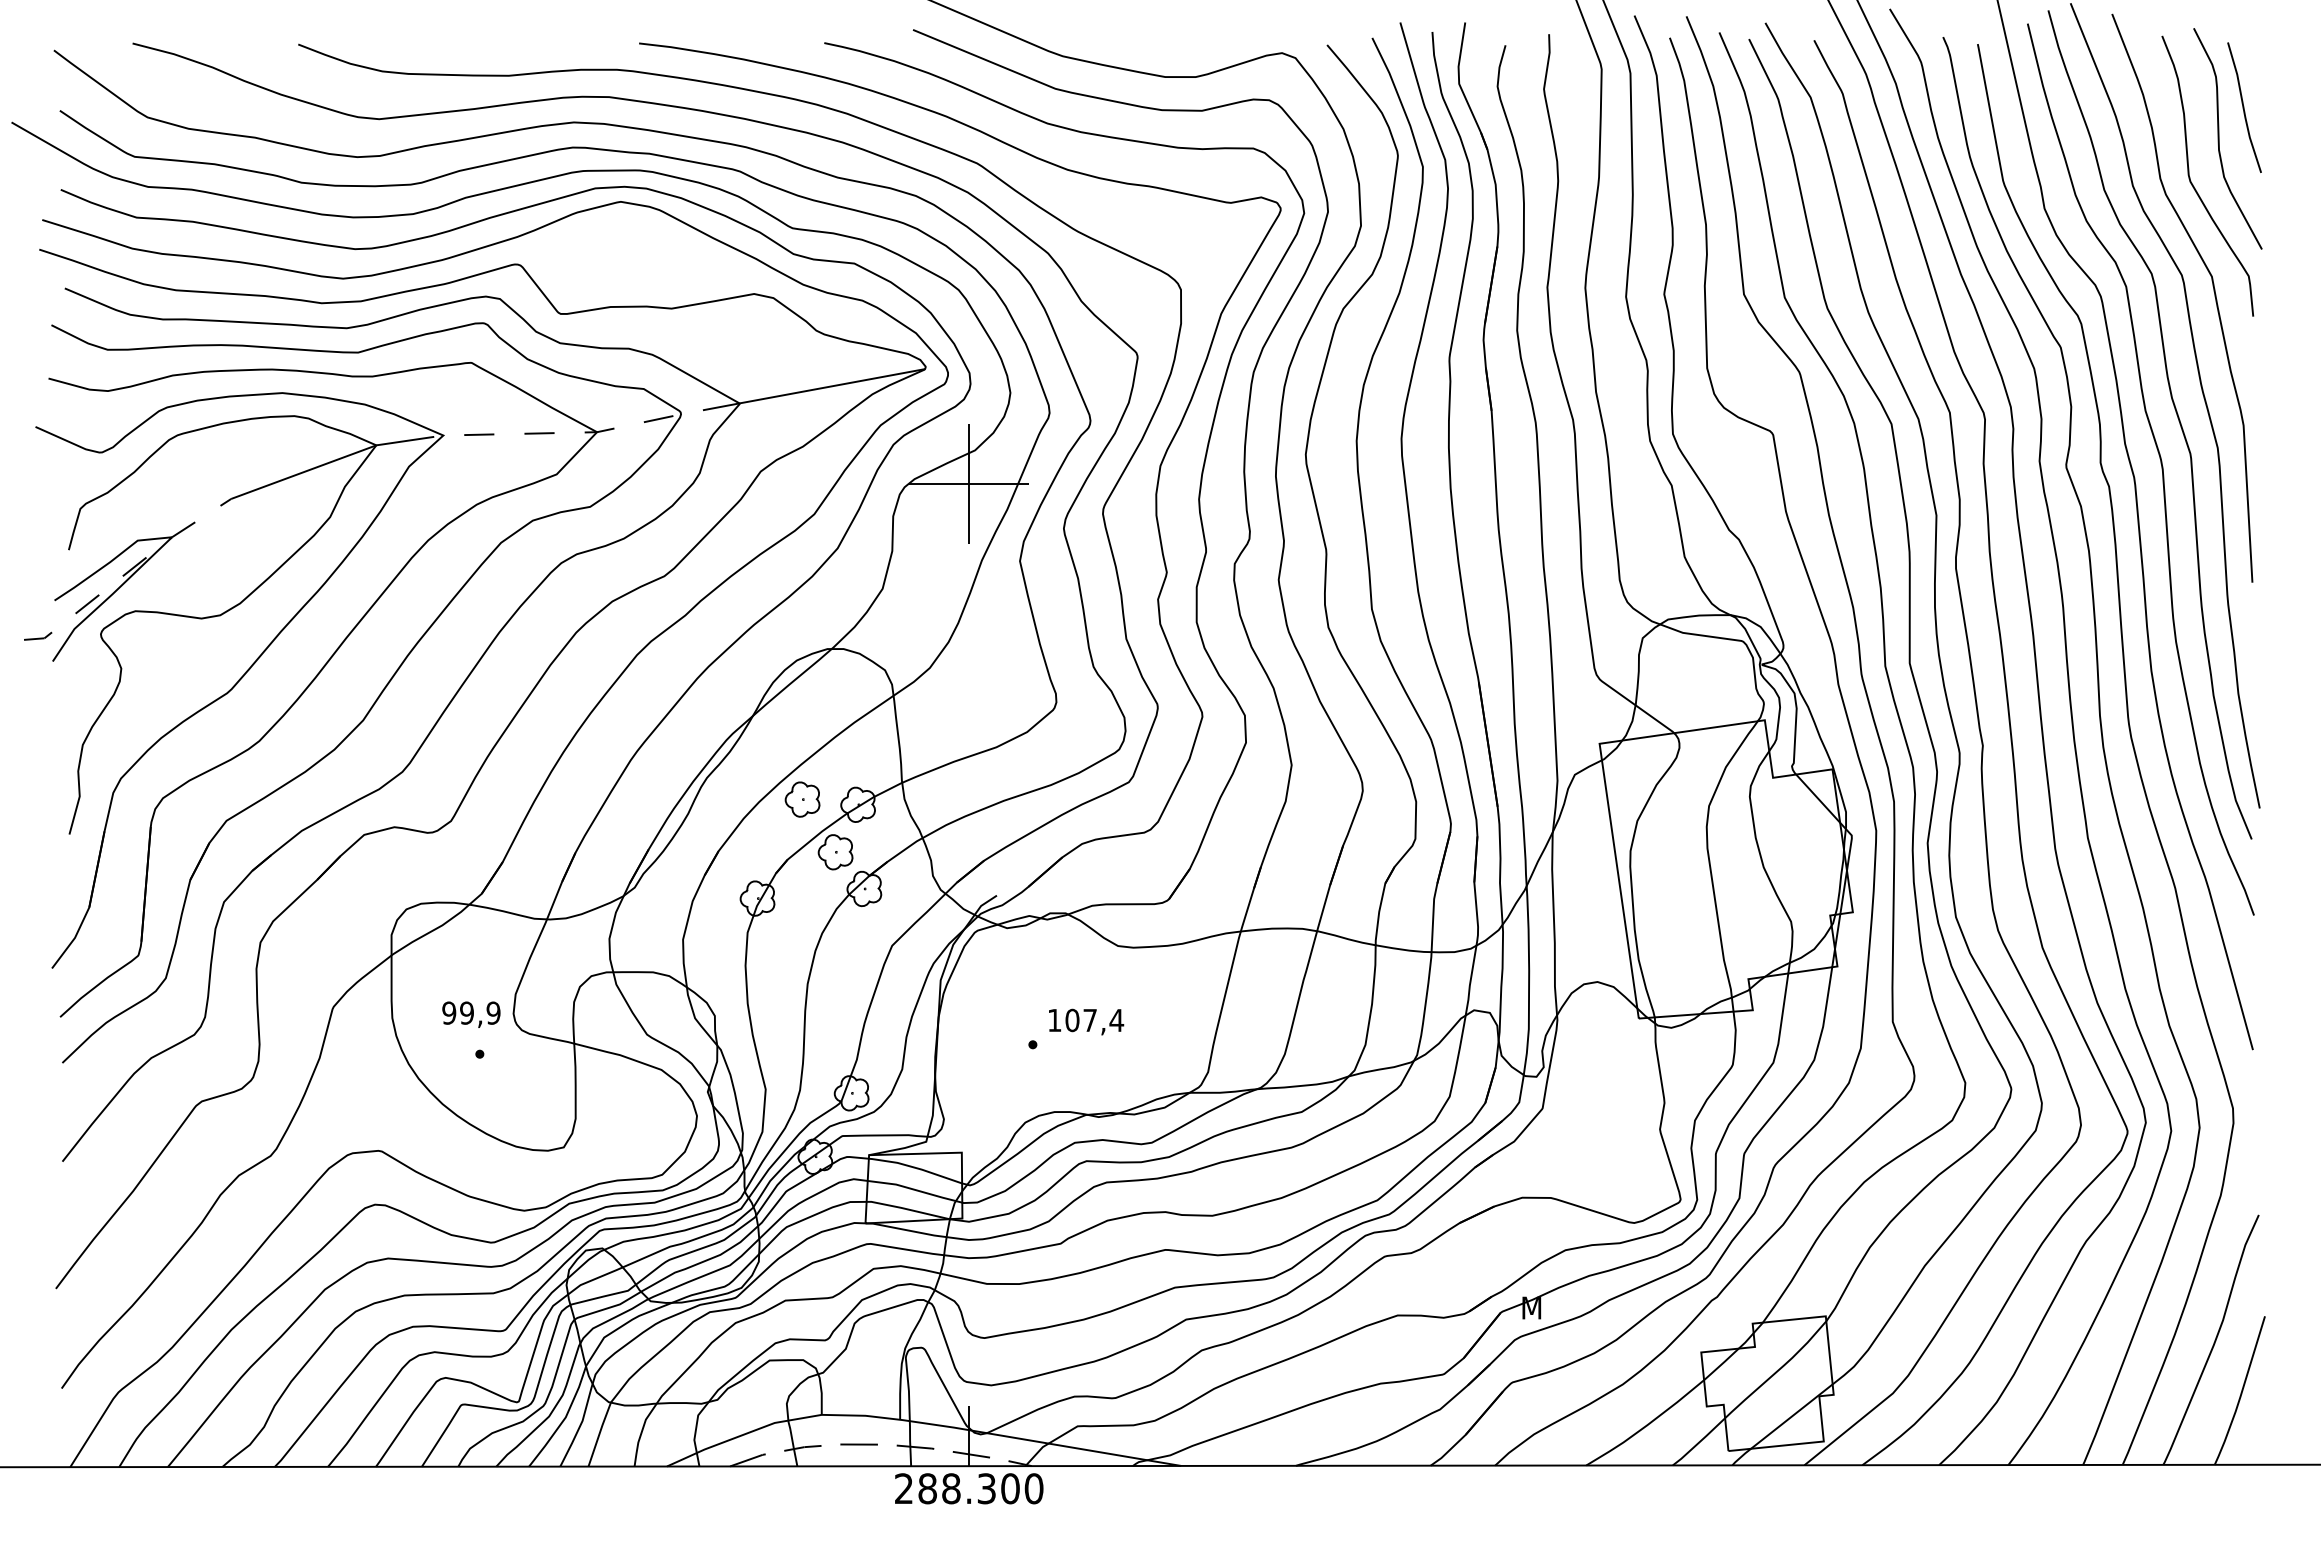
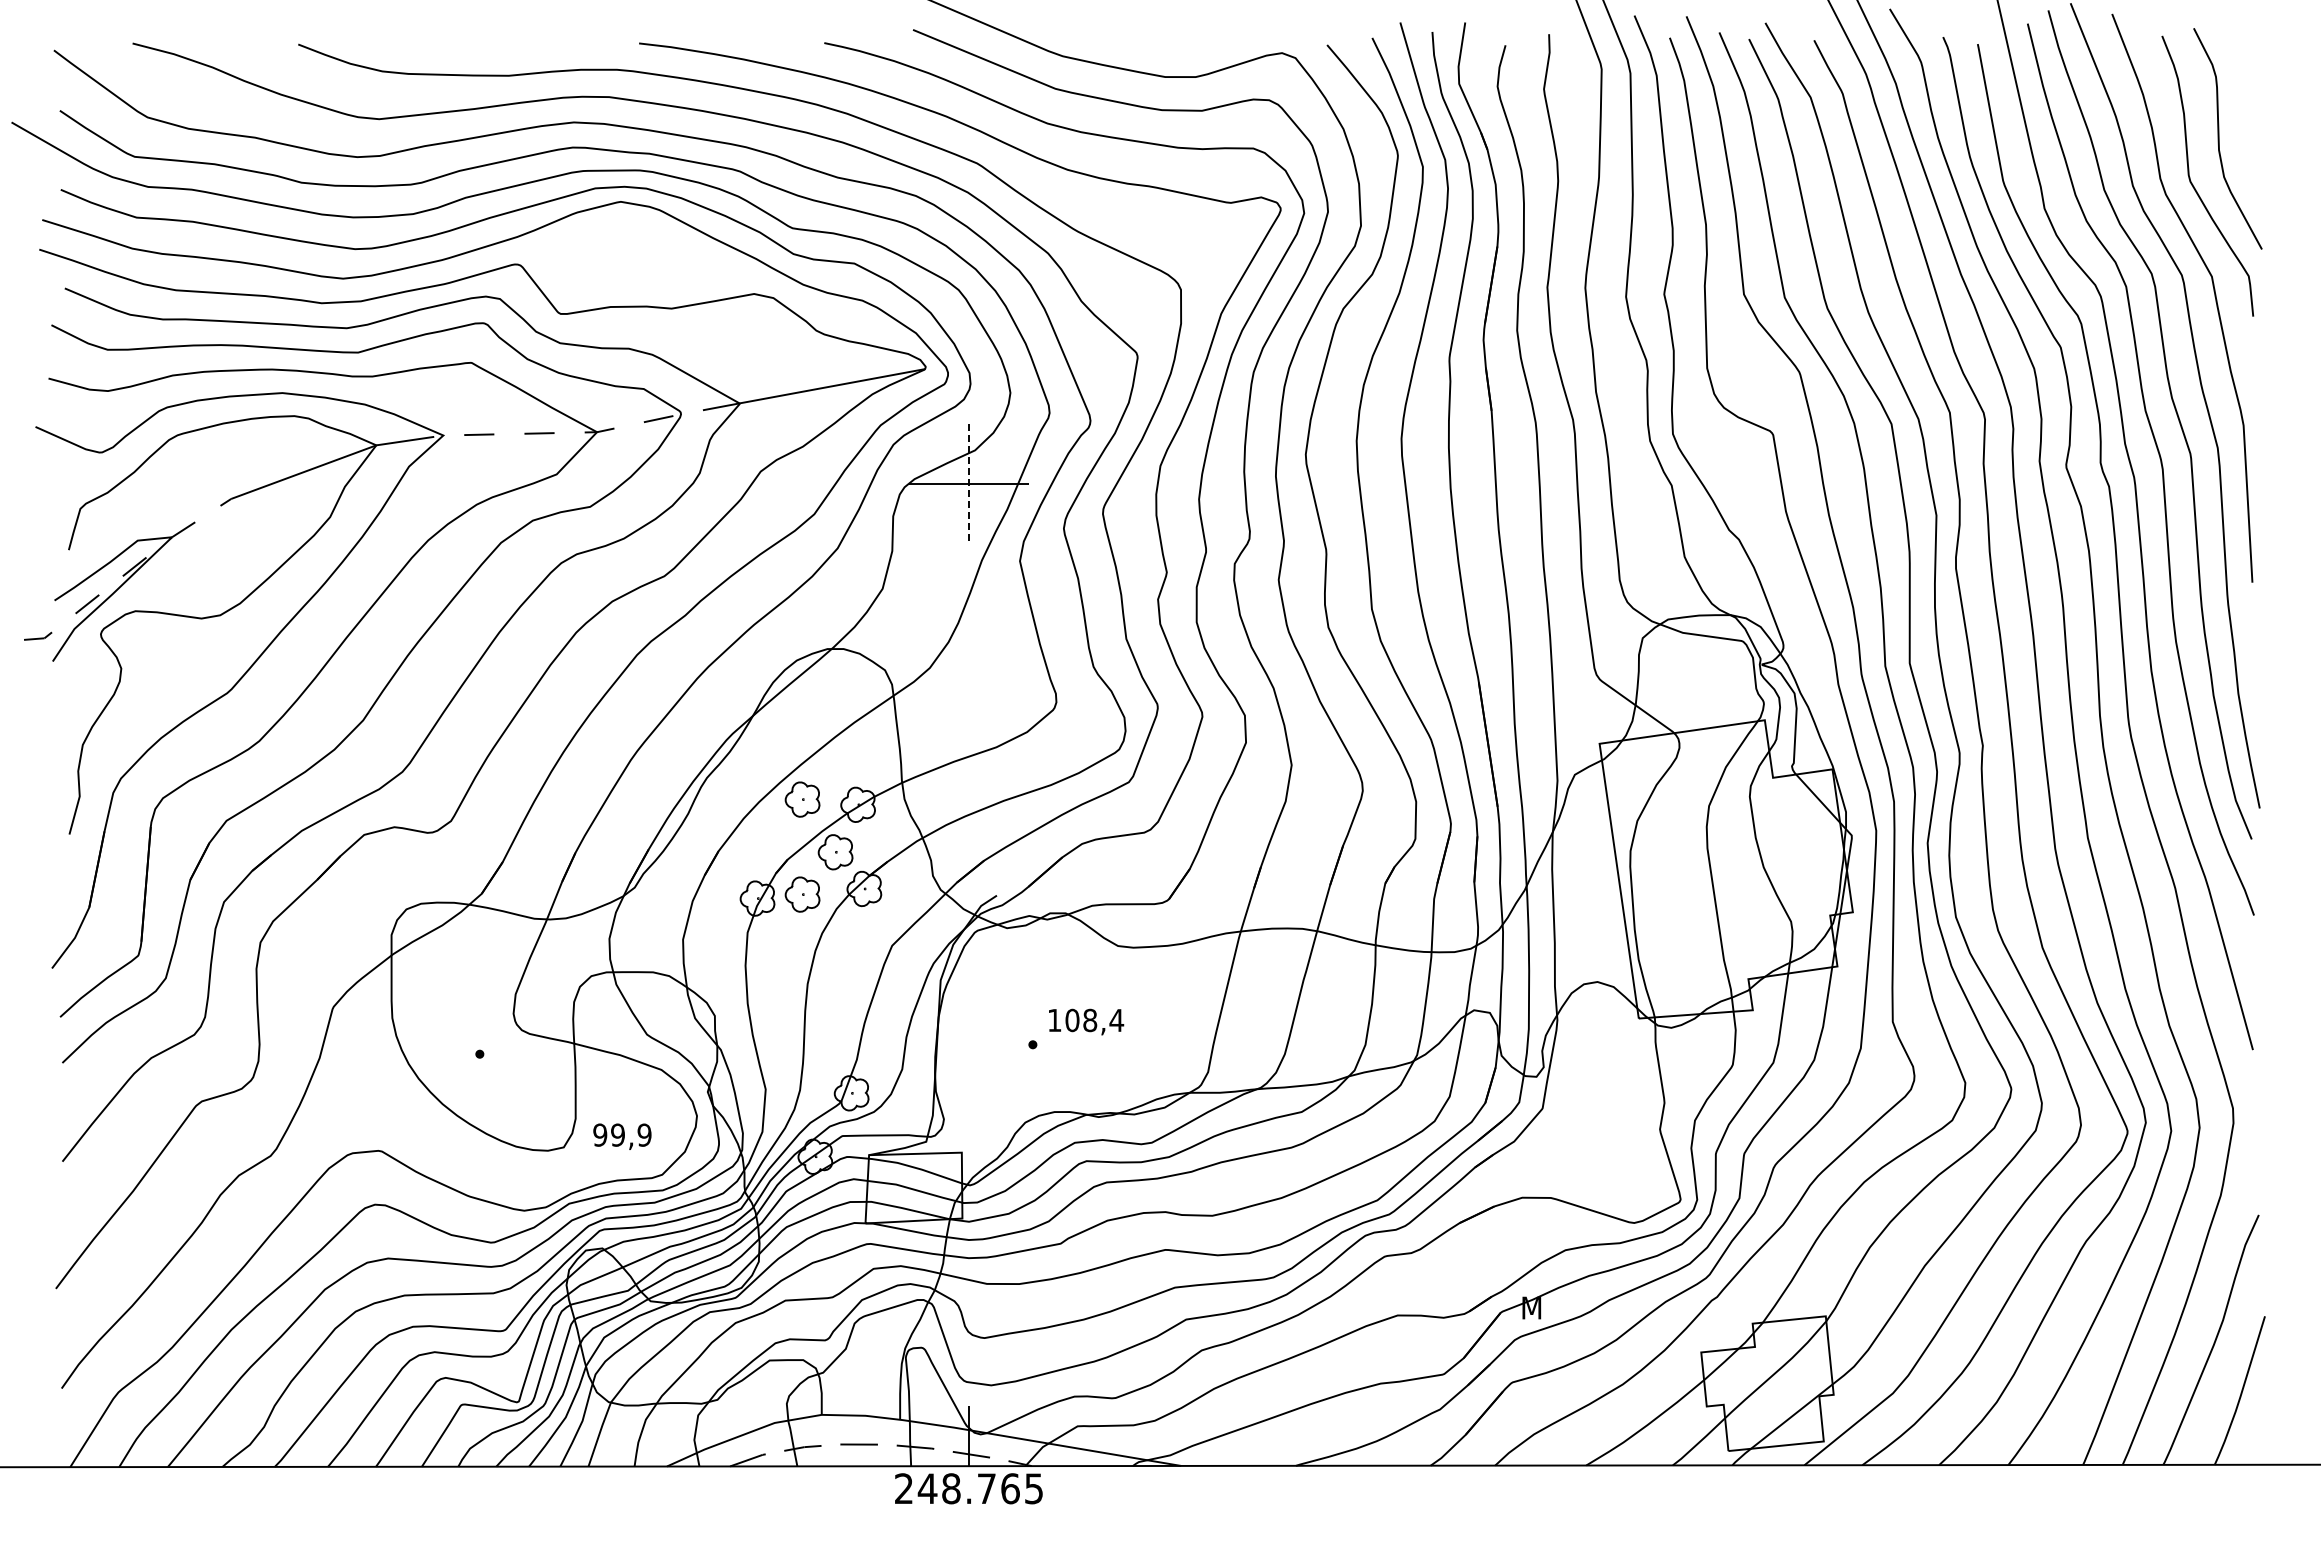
line: present -> none (2244, 107)
line: solid -> dashed (969, 484)
part: none -> present (802, 894)
text position: (471, 1014) -> (622, 1136) (622, 1136)
text: 107,4 -> 108,4 (1090, 1020)
text: 288.300 -> 248.765 (980, 1488)
